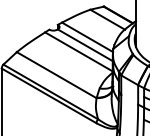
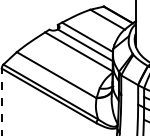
line: solid -> dashed (1, 101)
